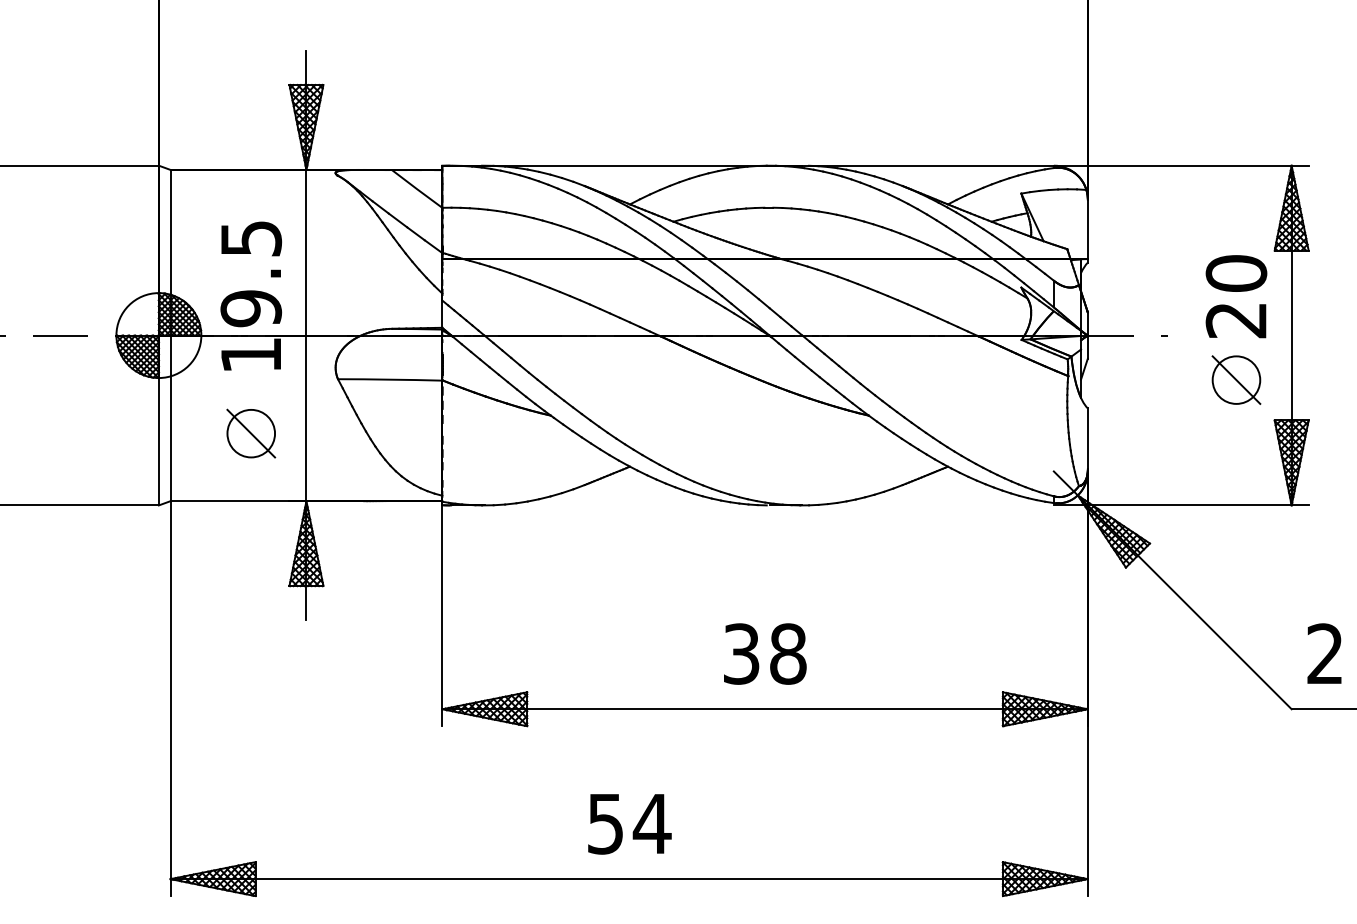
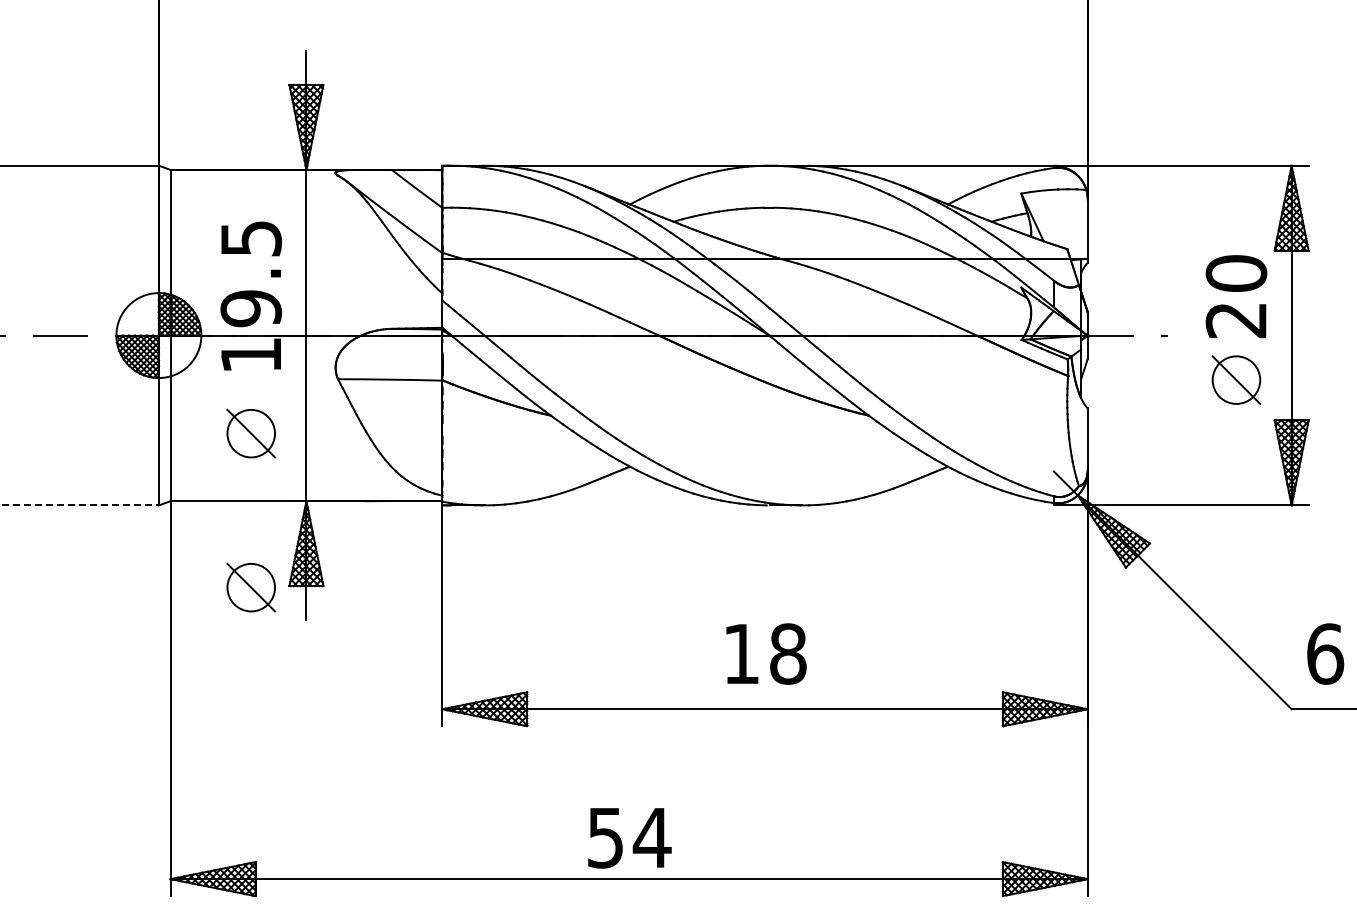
line: solid -> dashed (79, 505)
part: none -> present (251, 587)
text: 38 -> 18 (741, 653)
text: 2 -> 6 (1325, 653)
text position: (629, 824) -> (629, 838) (629, 838)
